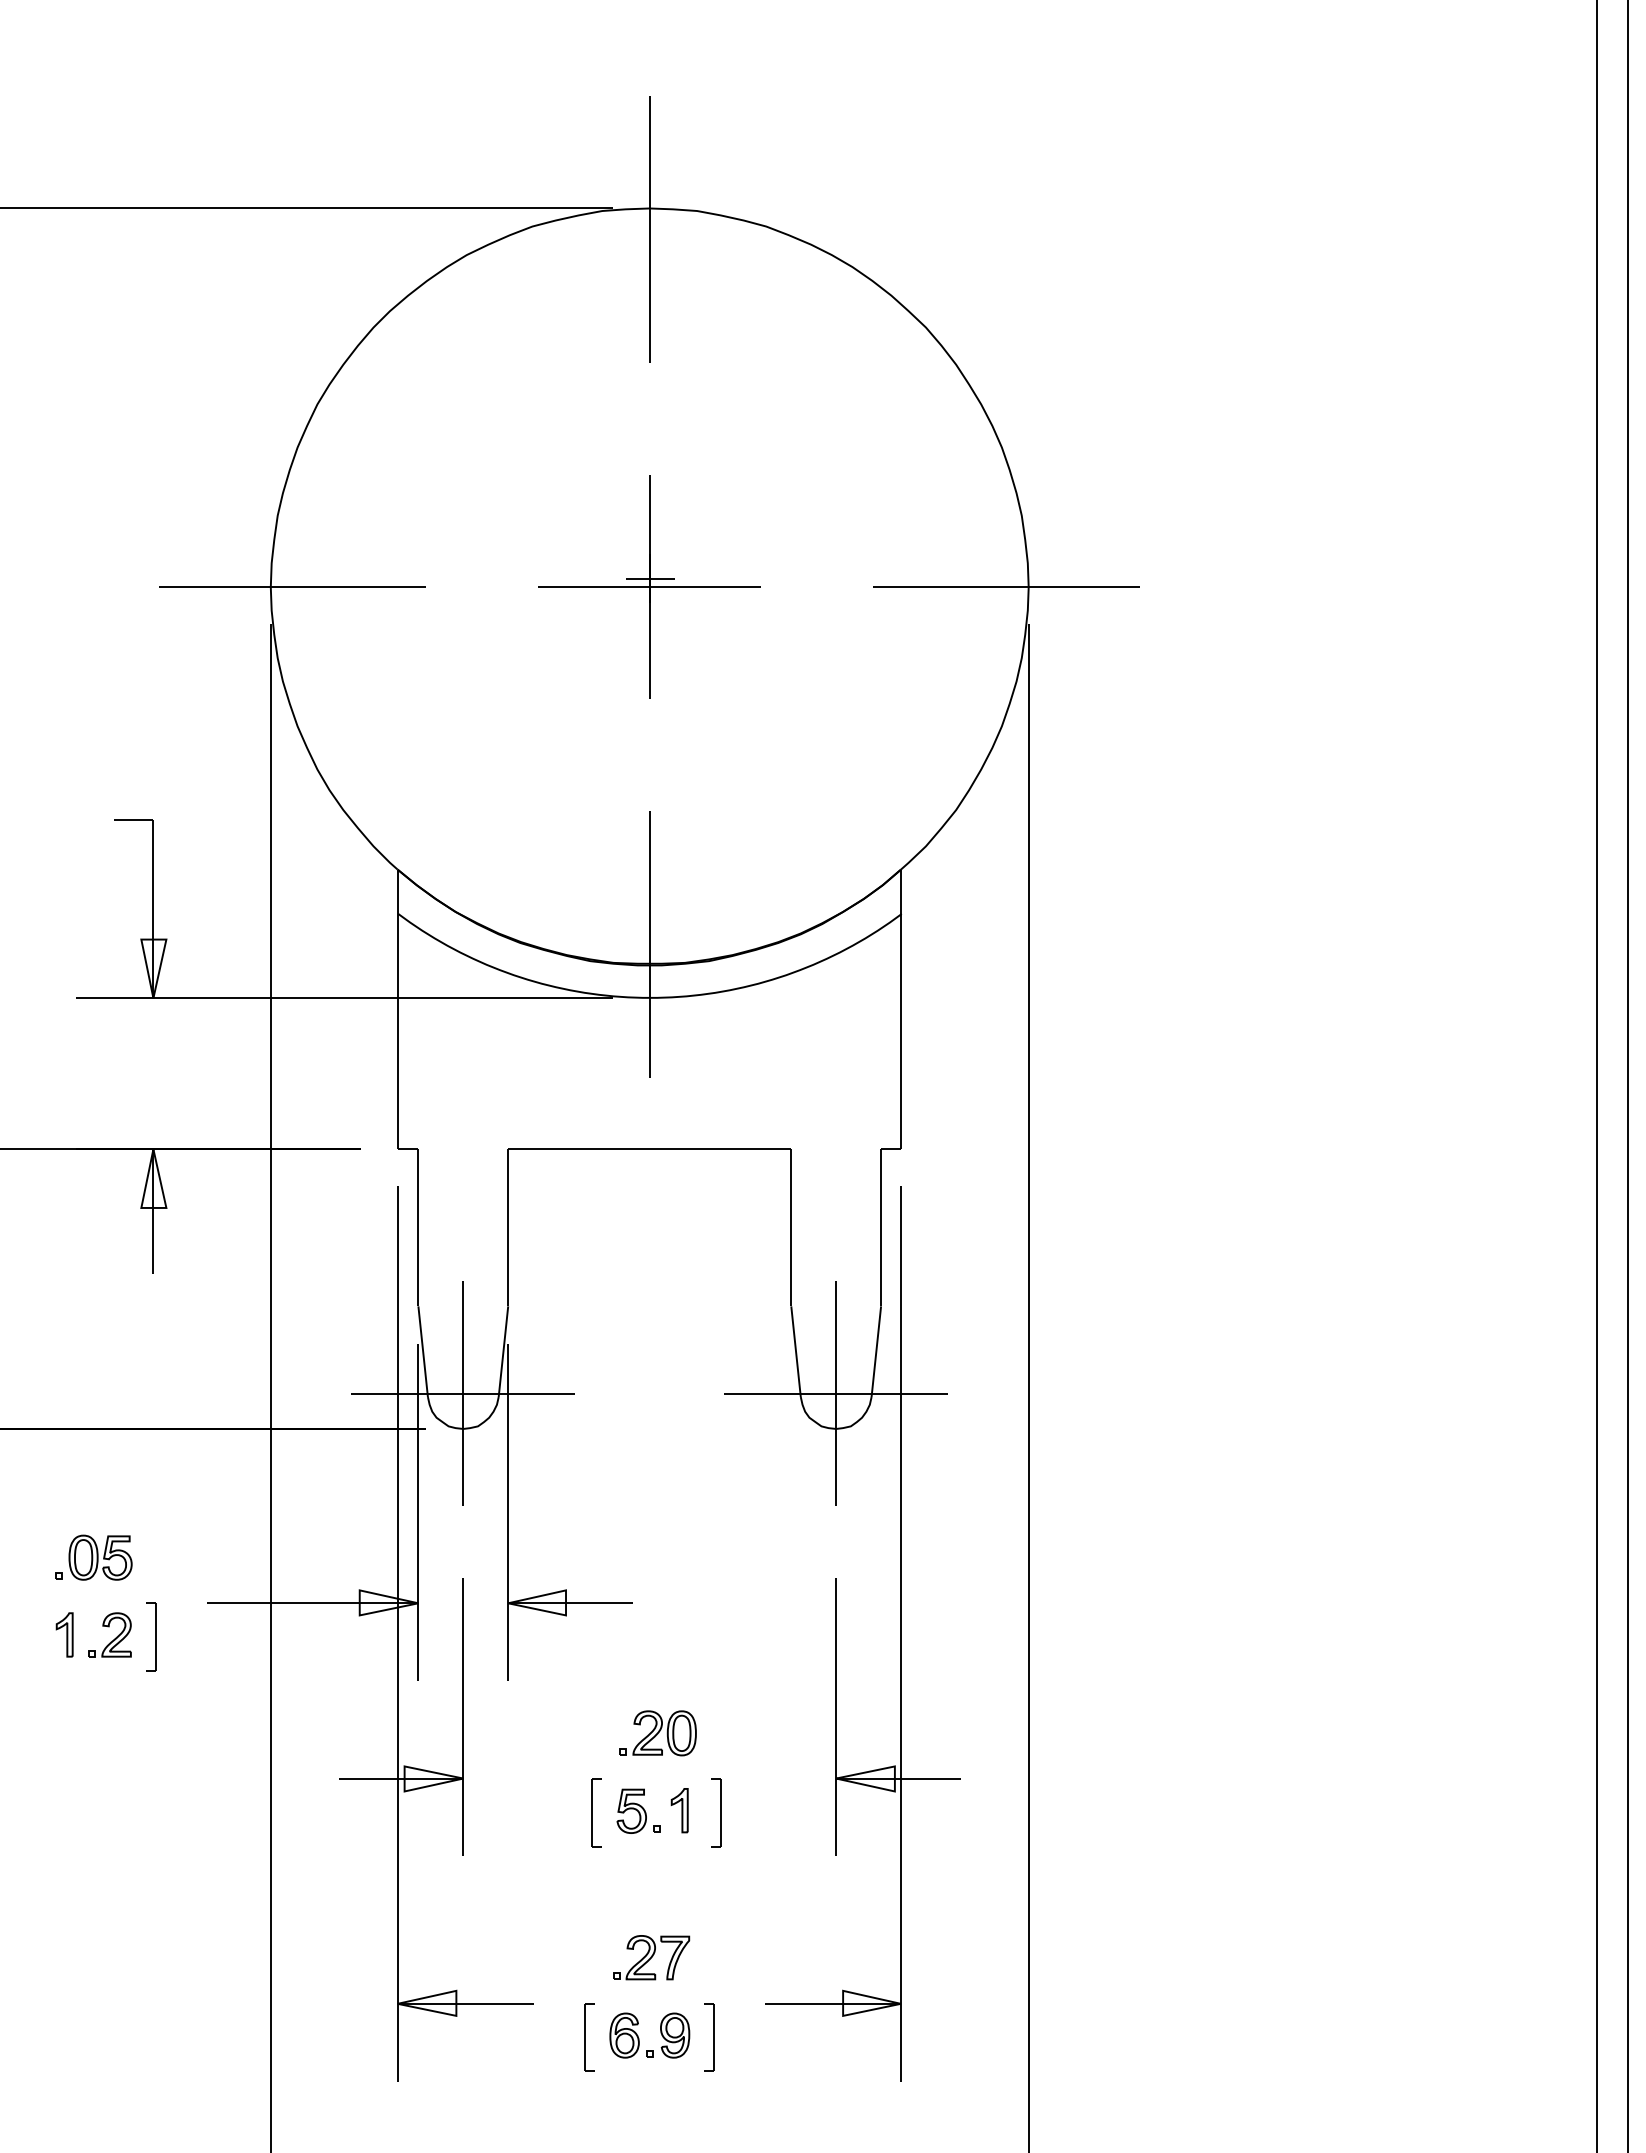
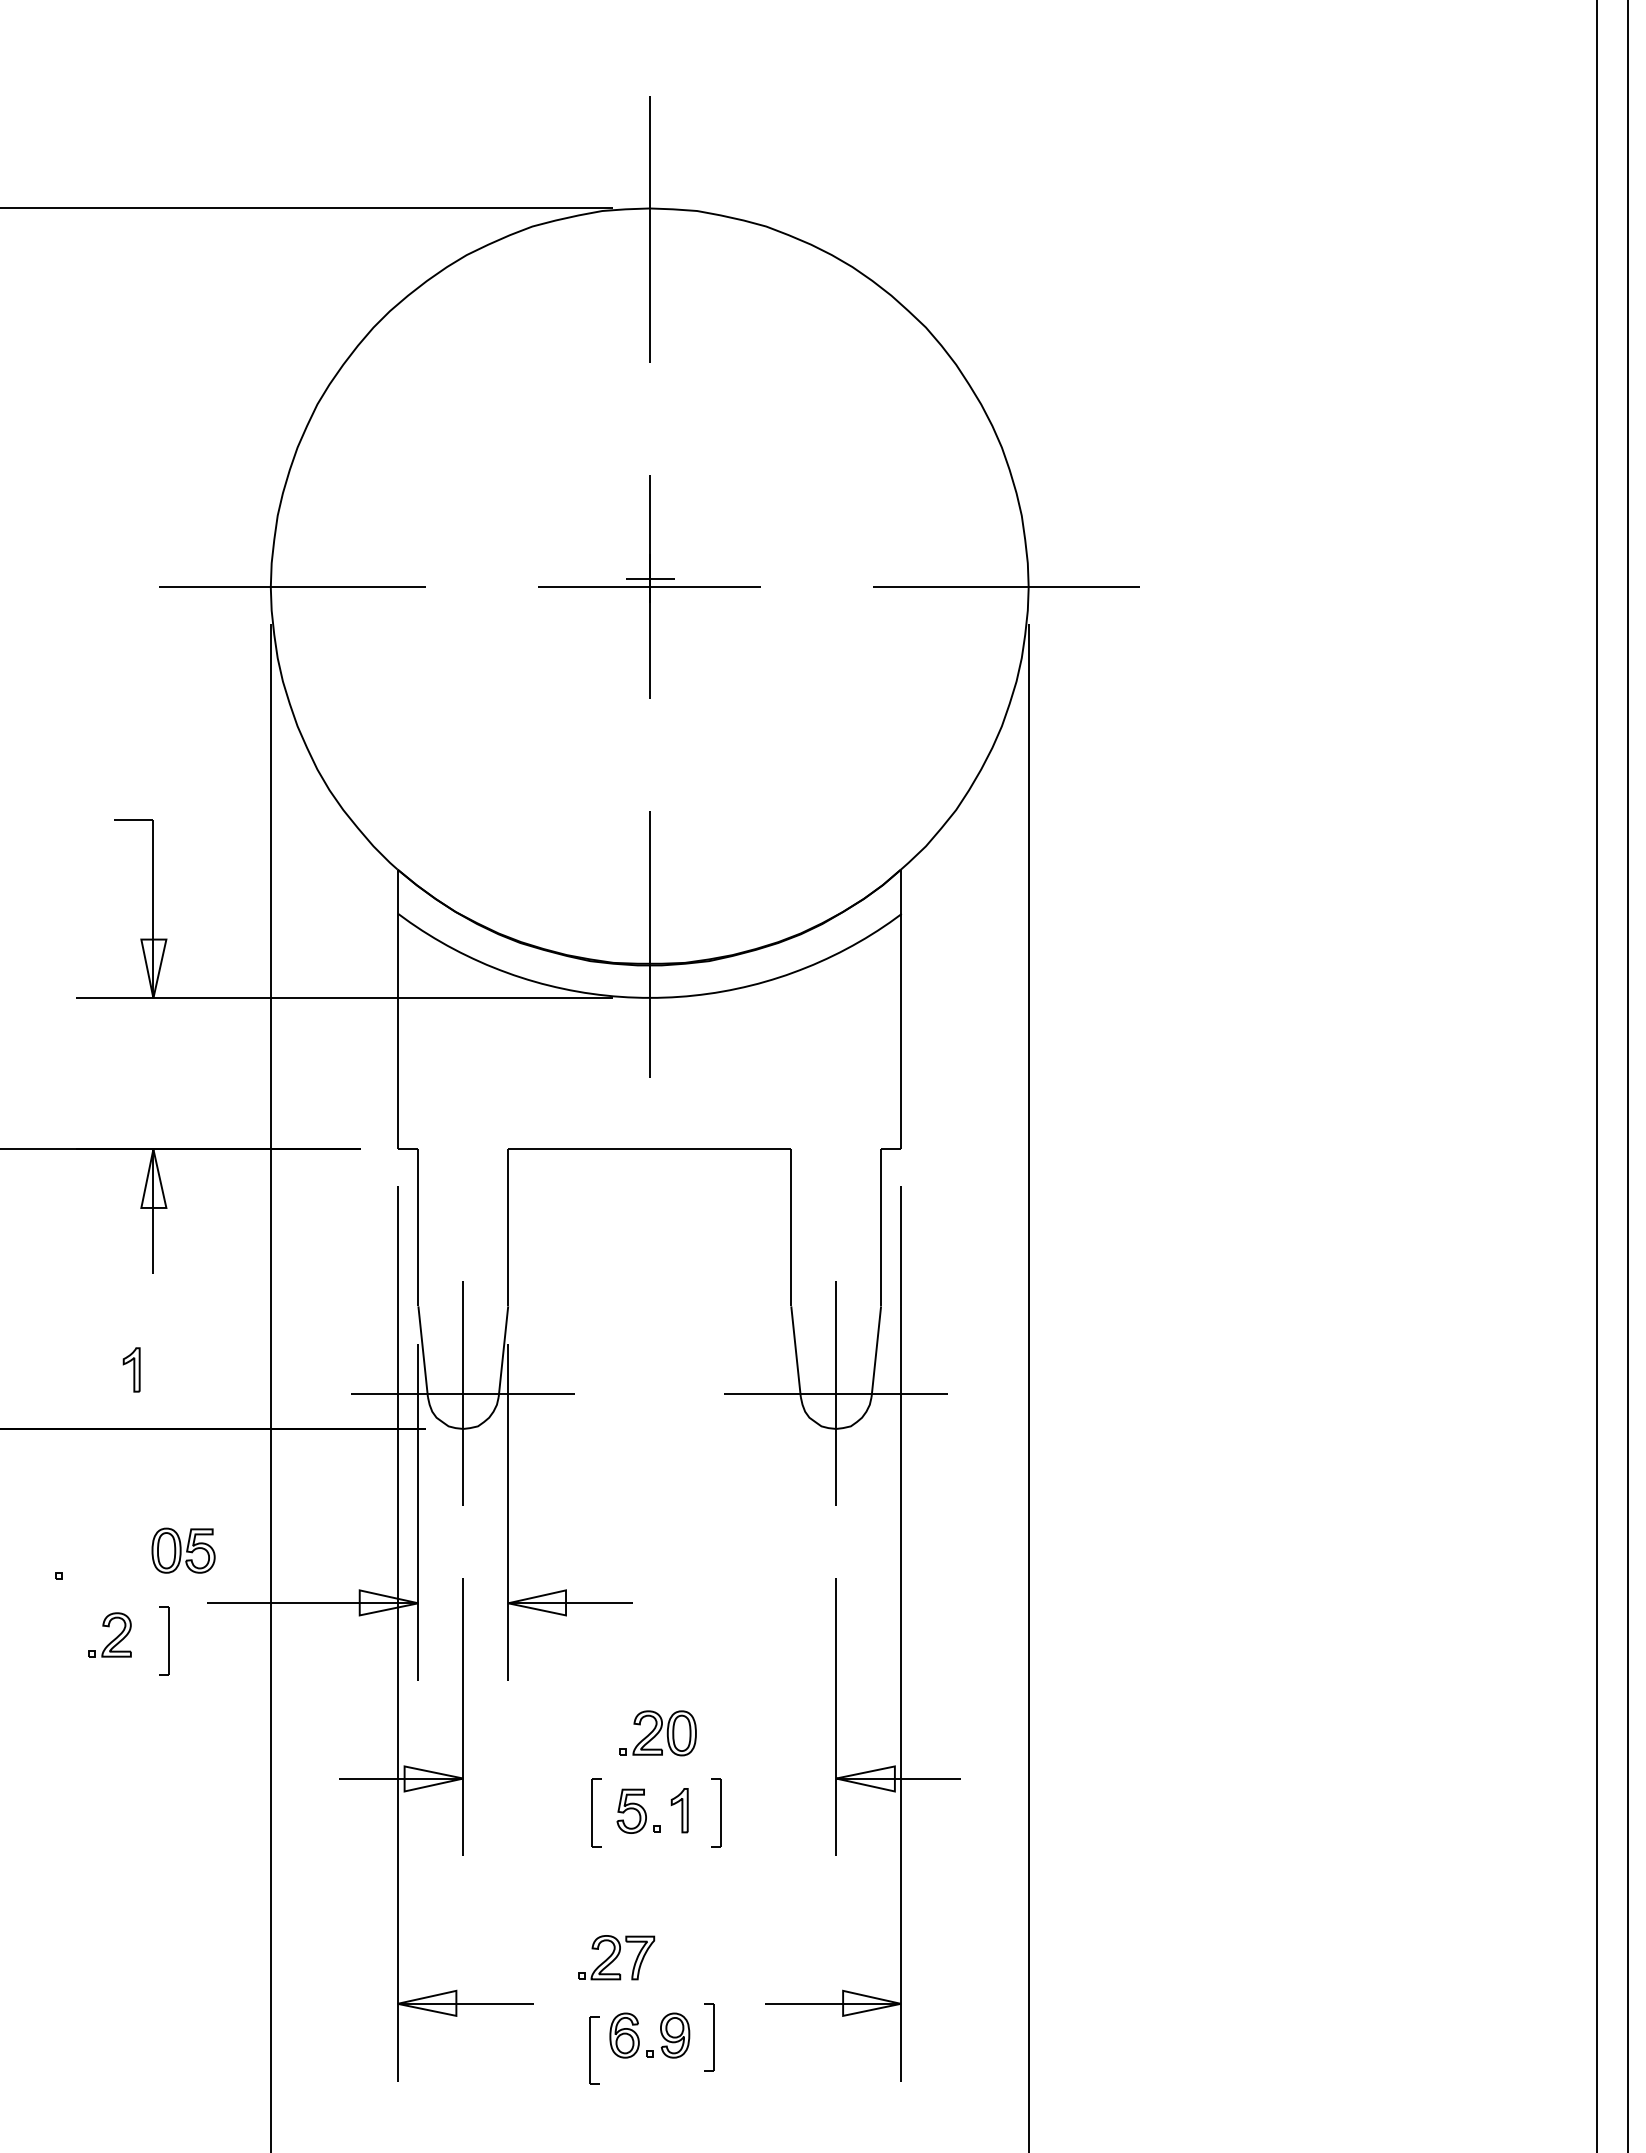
part position: (100, 1557) -> (183, 1550) (183, 1550)
part position: (64, 1634) -> (131, 1369) (131, 1369)
part position: (151, 1636) -> (164, 1640) (164, 1640)
part position: (651, 1957) -> (616, 1957) (616, 1957)
part position: (589, 2037) -> (594, 2050) (594, 2050)
